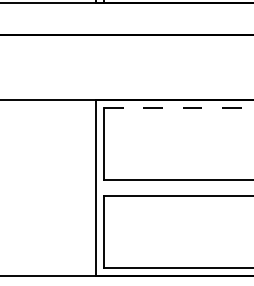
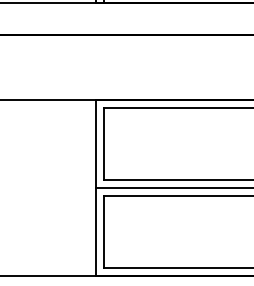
line: dashed -> solid (178, 108)
line: none -> present (172, 188)
